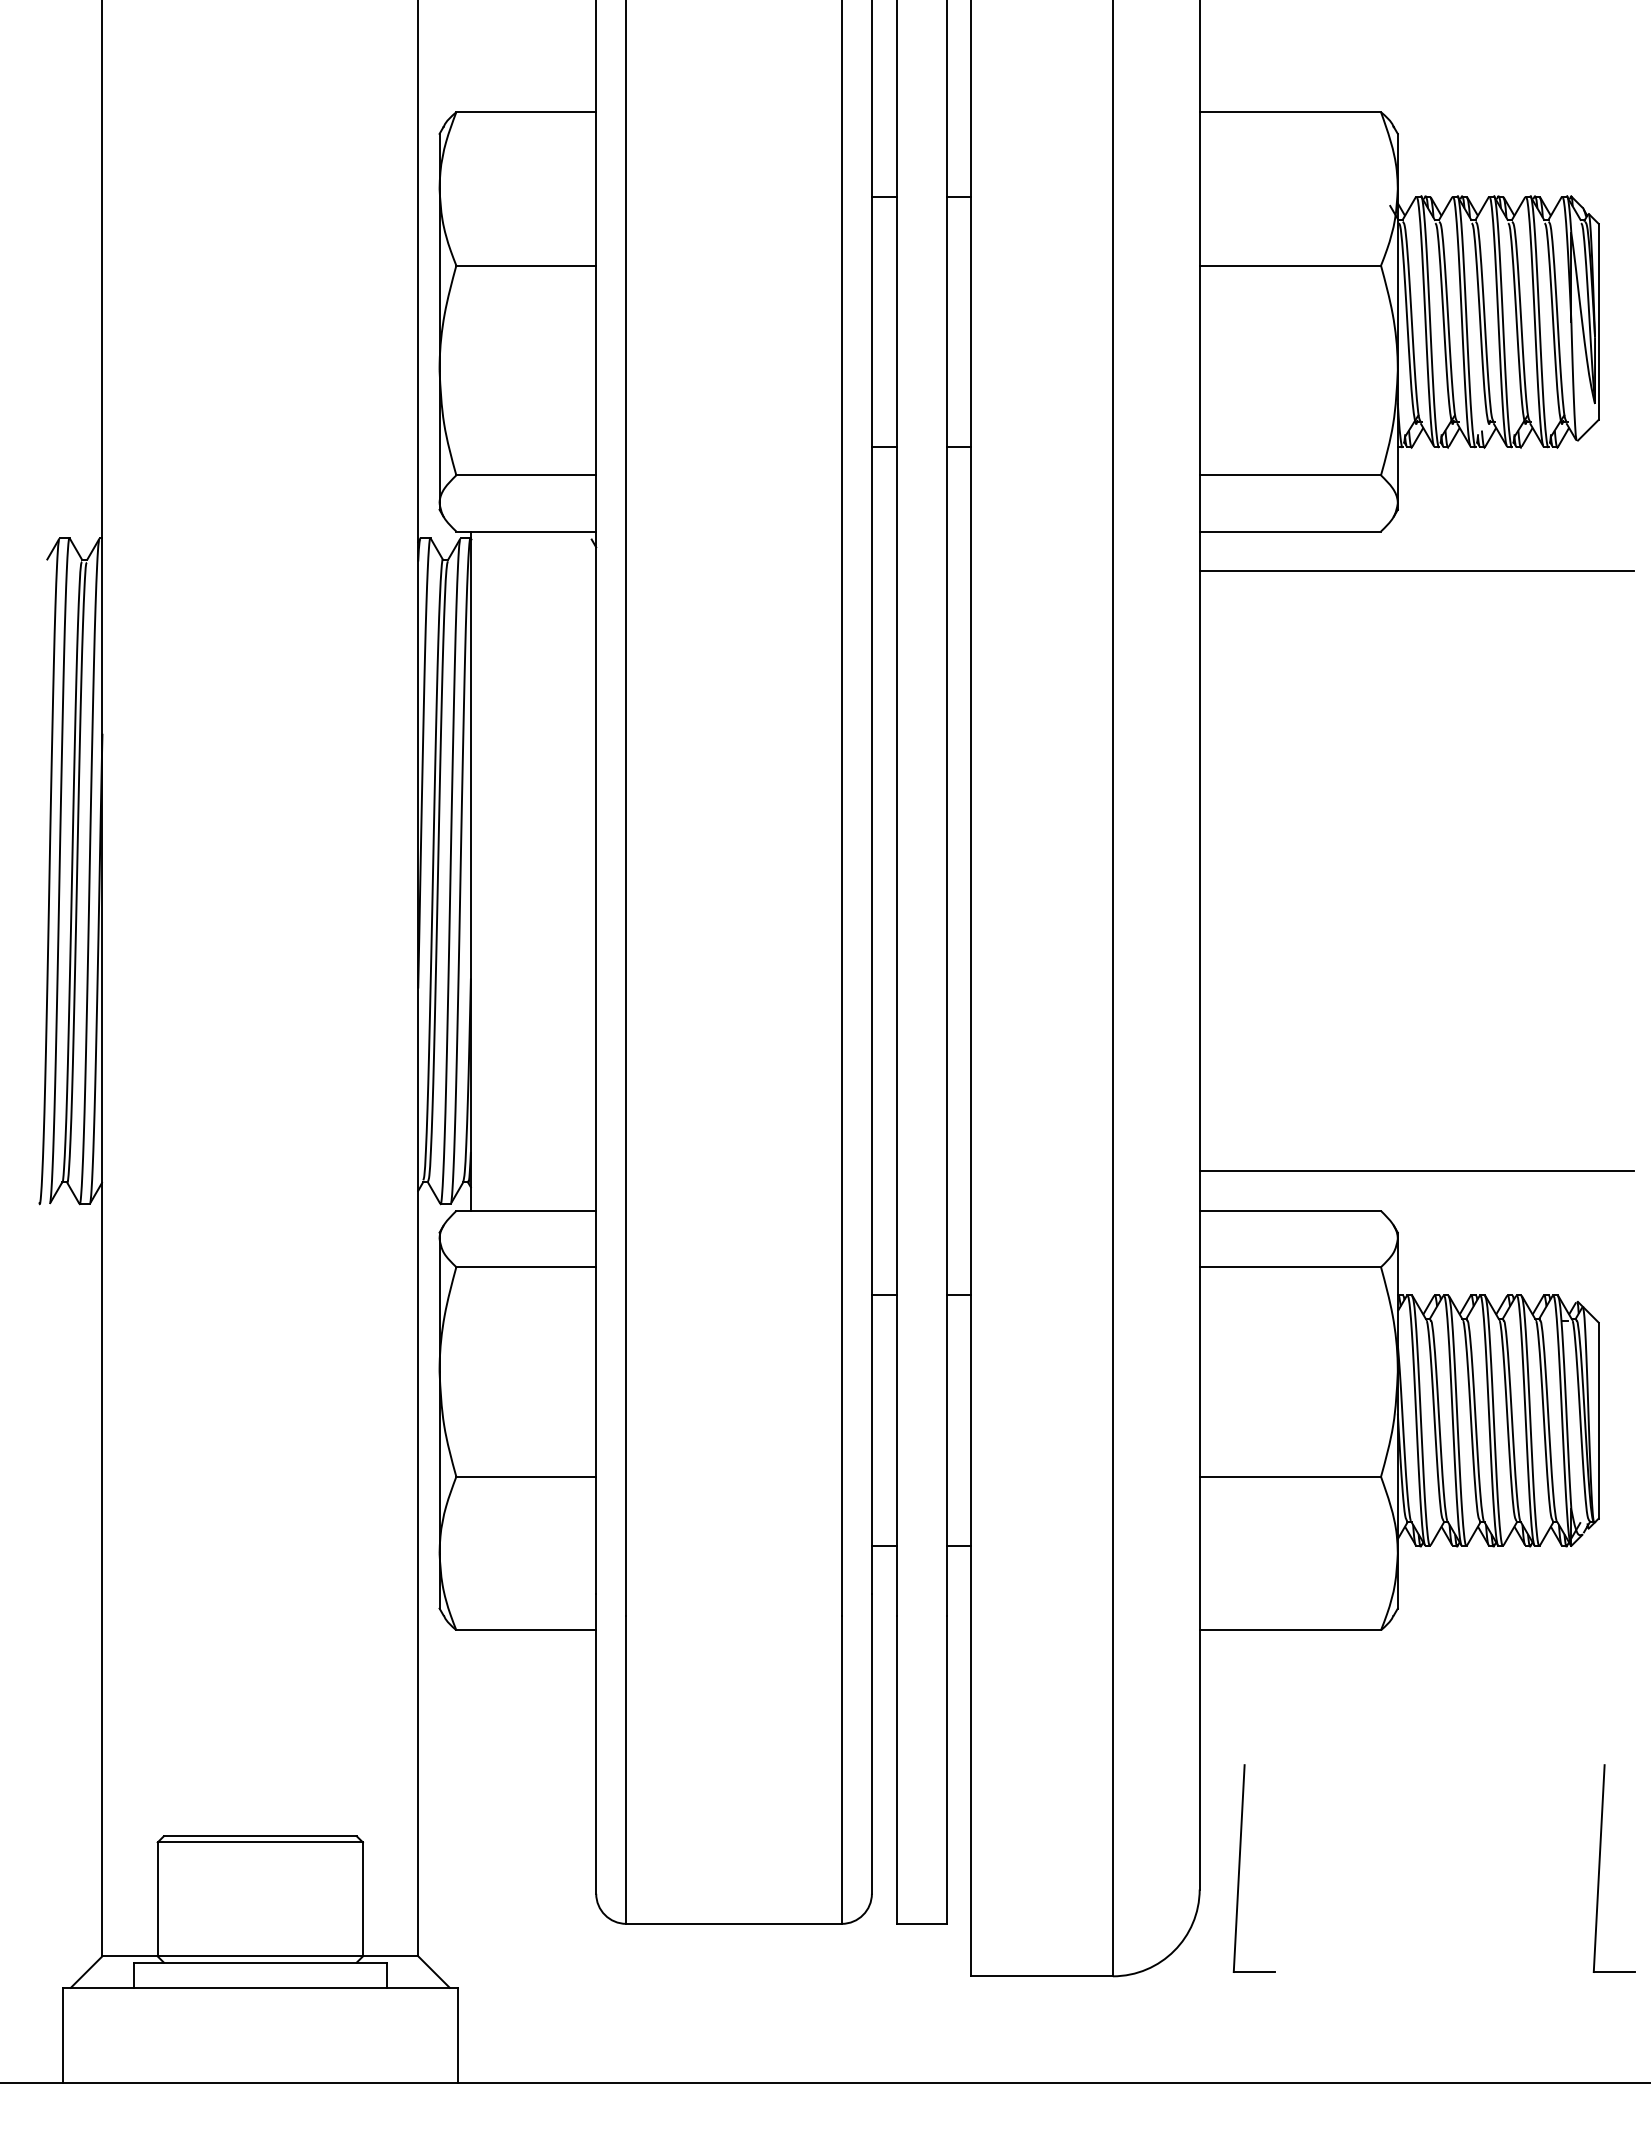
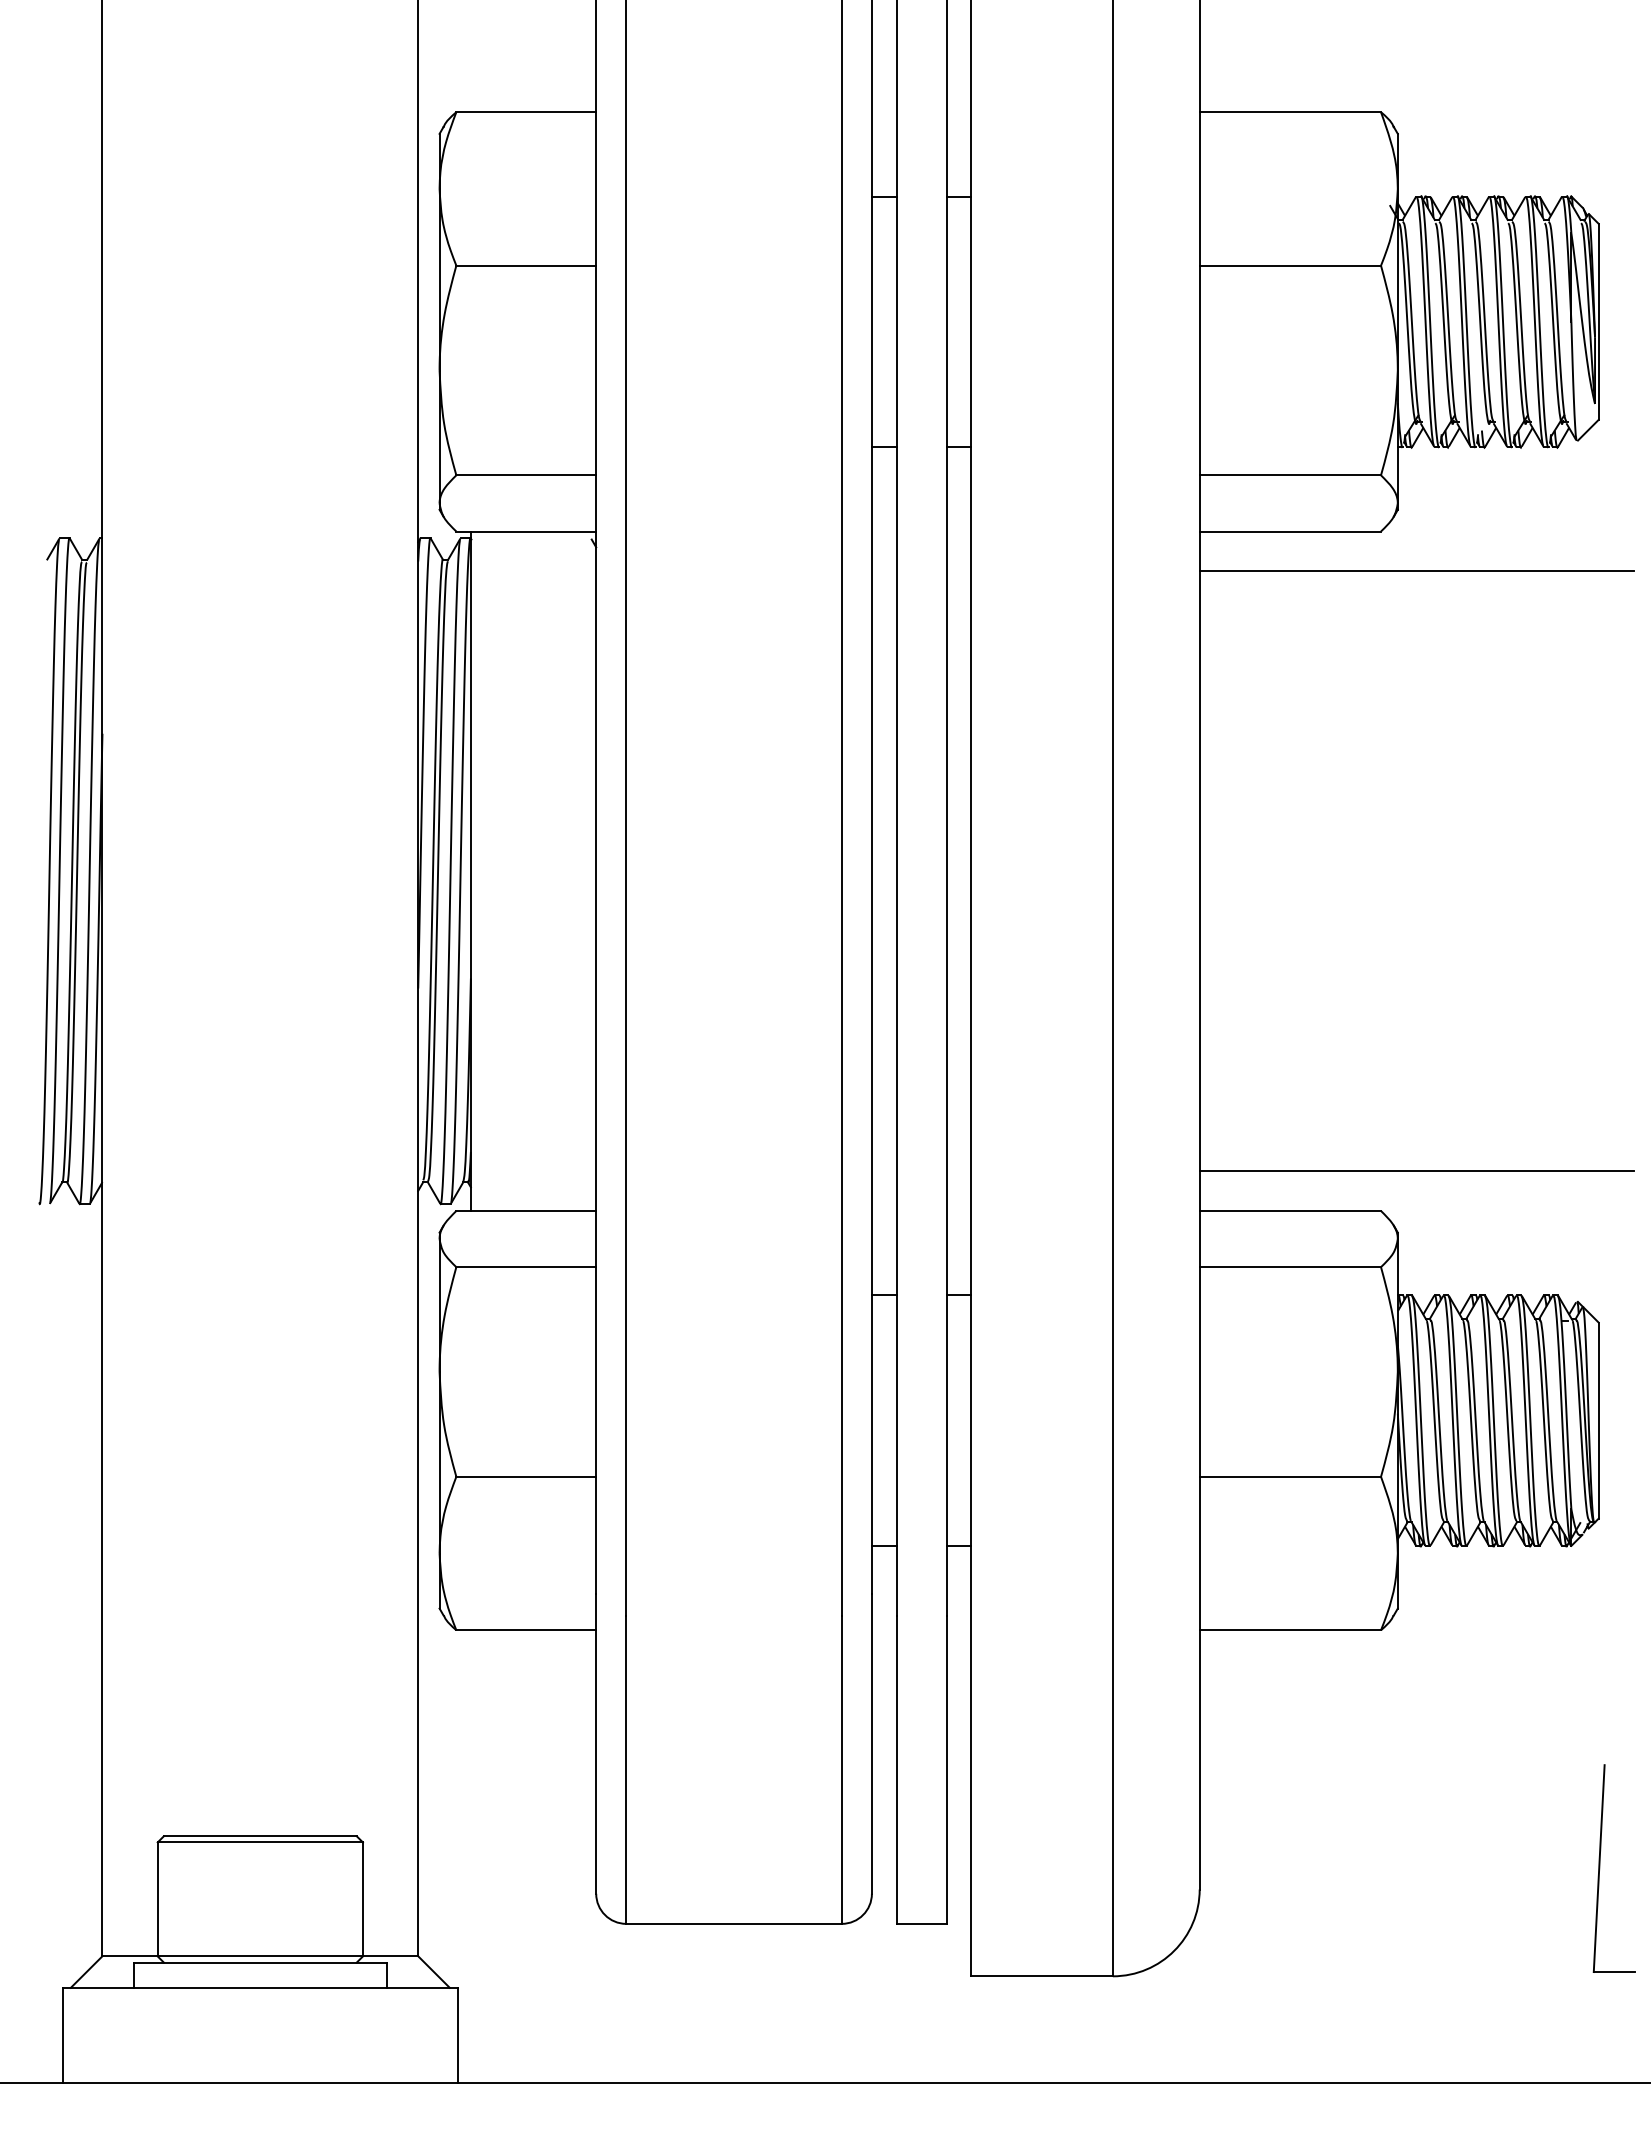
part: present -> none (1240, 1868)
